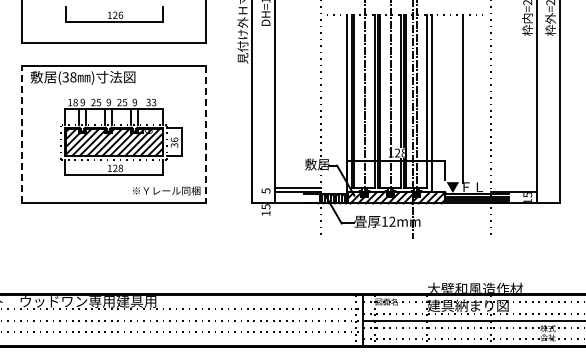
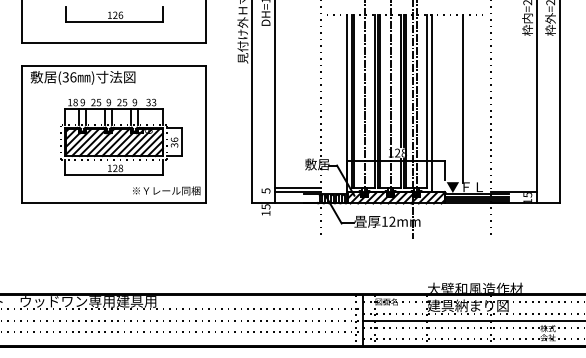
text: (38 -> (36 (73, 77)
line: dashed -> solid (22, 134)
line: dashed -> solid (206, 134)
